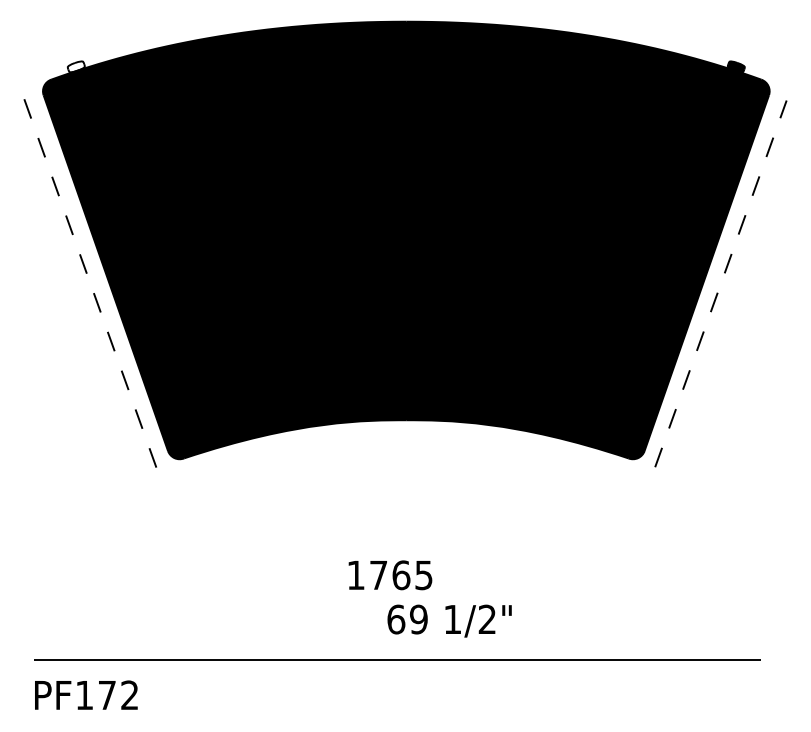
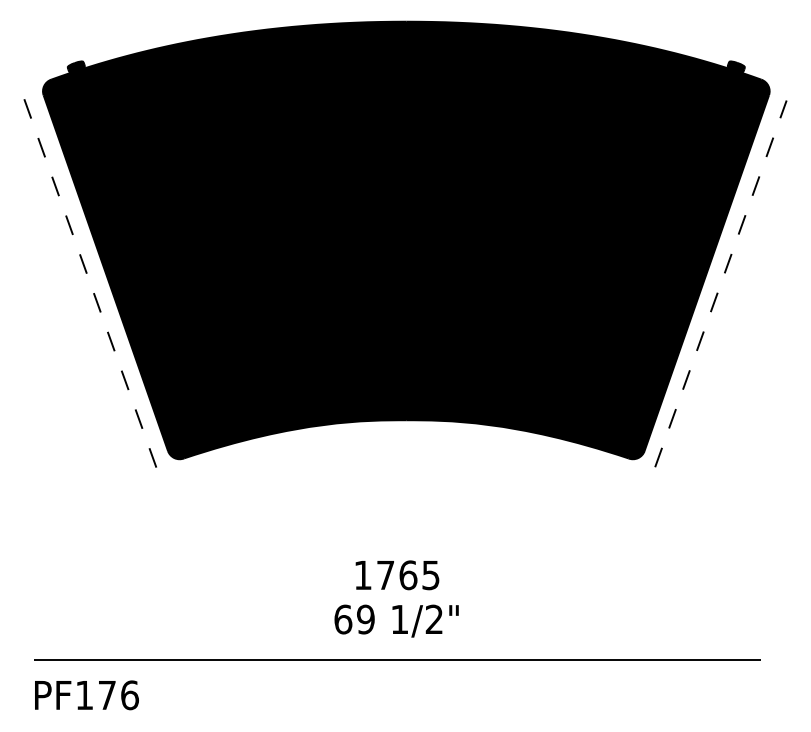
fill: none -> present (75, 66)
text position: (390, 575) -> (397, 575) (397, 575)
text position: (449, 620) -> (396, 620) (396, 620)
text: PF172 -> PF176 (129, 695)
